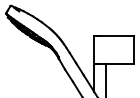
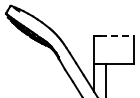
line: solid -> dashed (117, 36)
